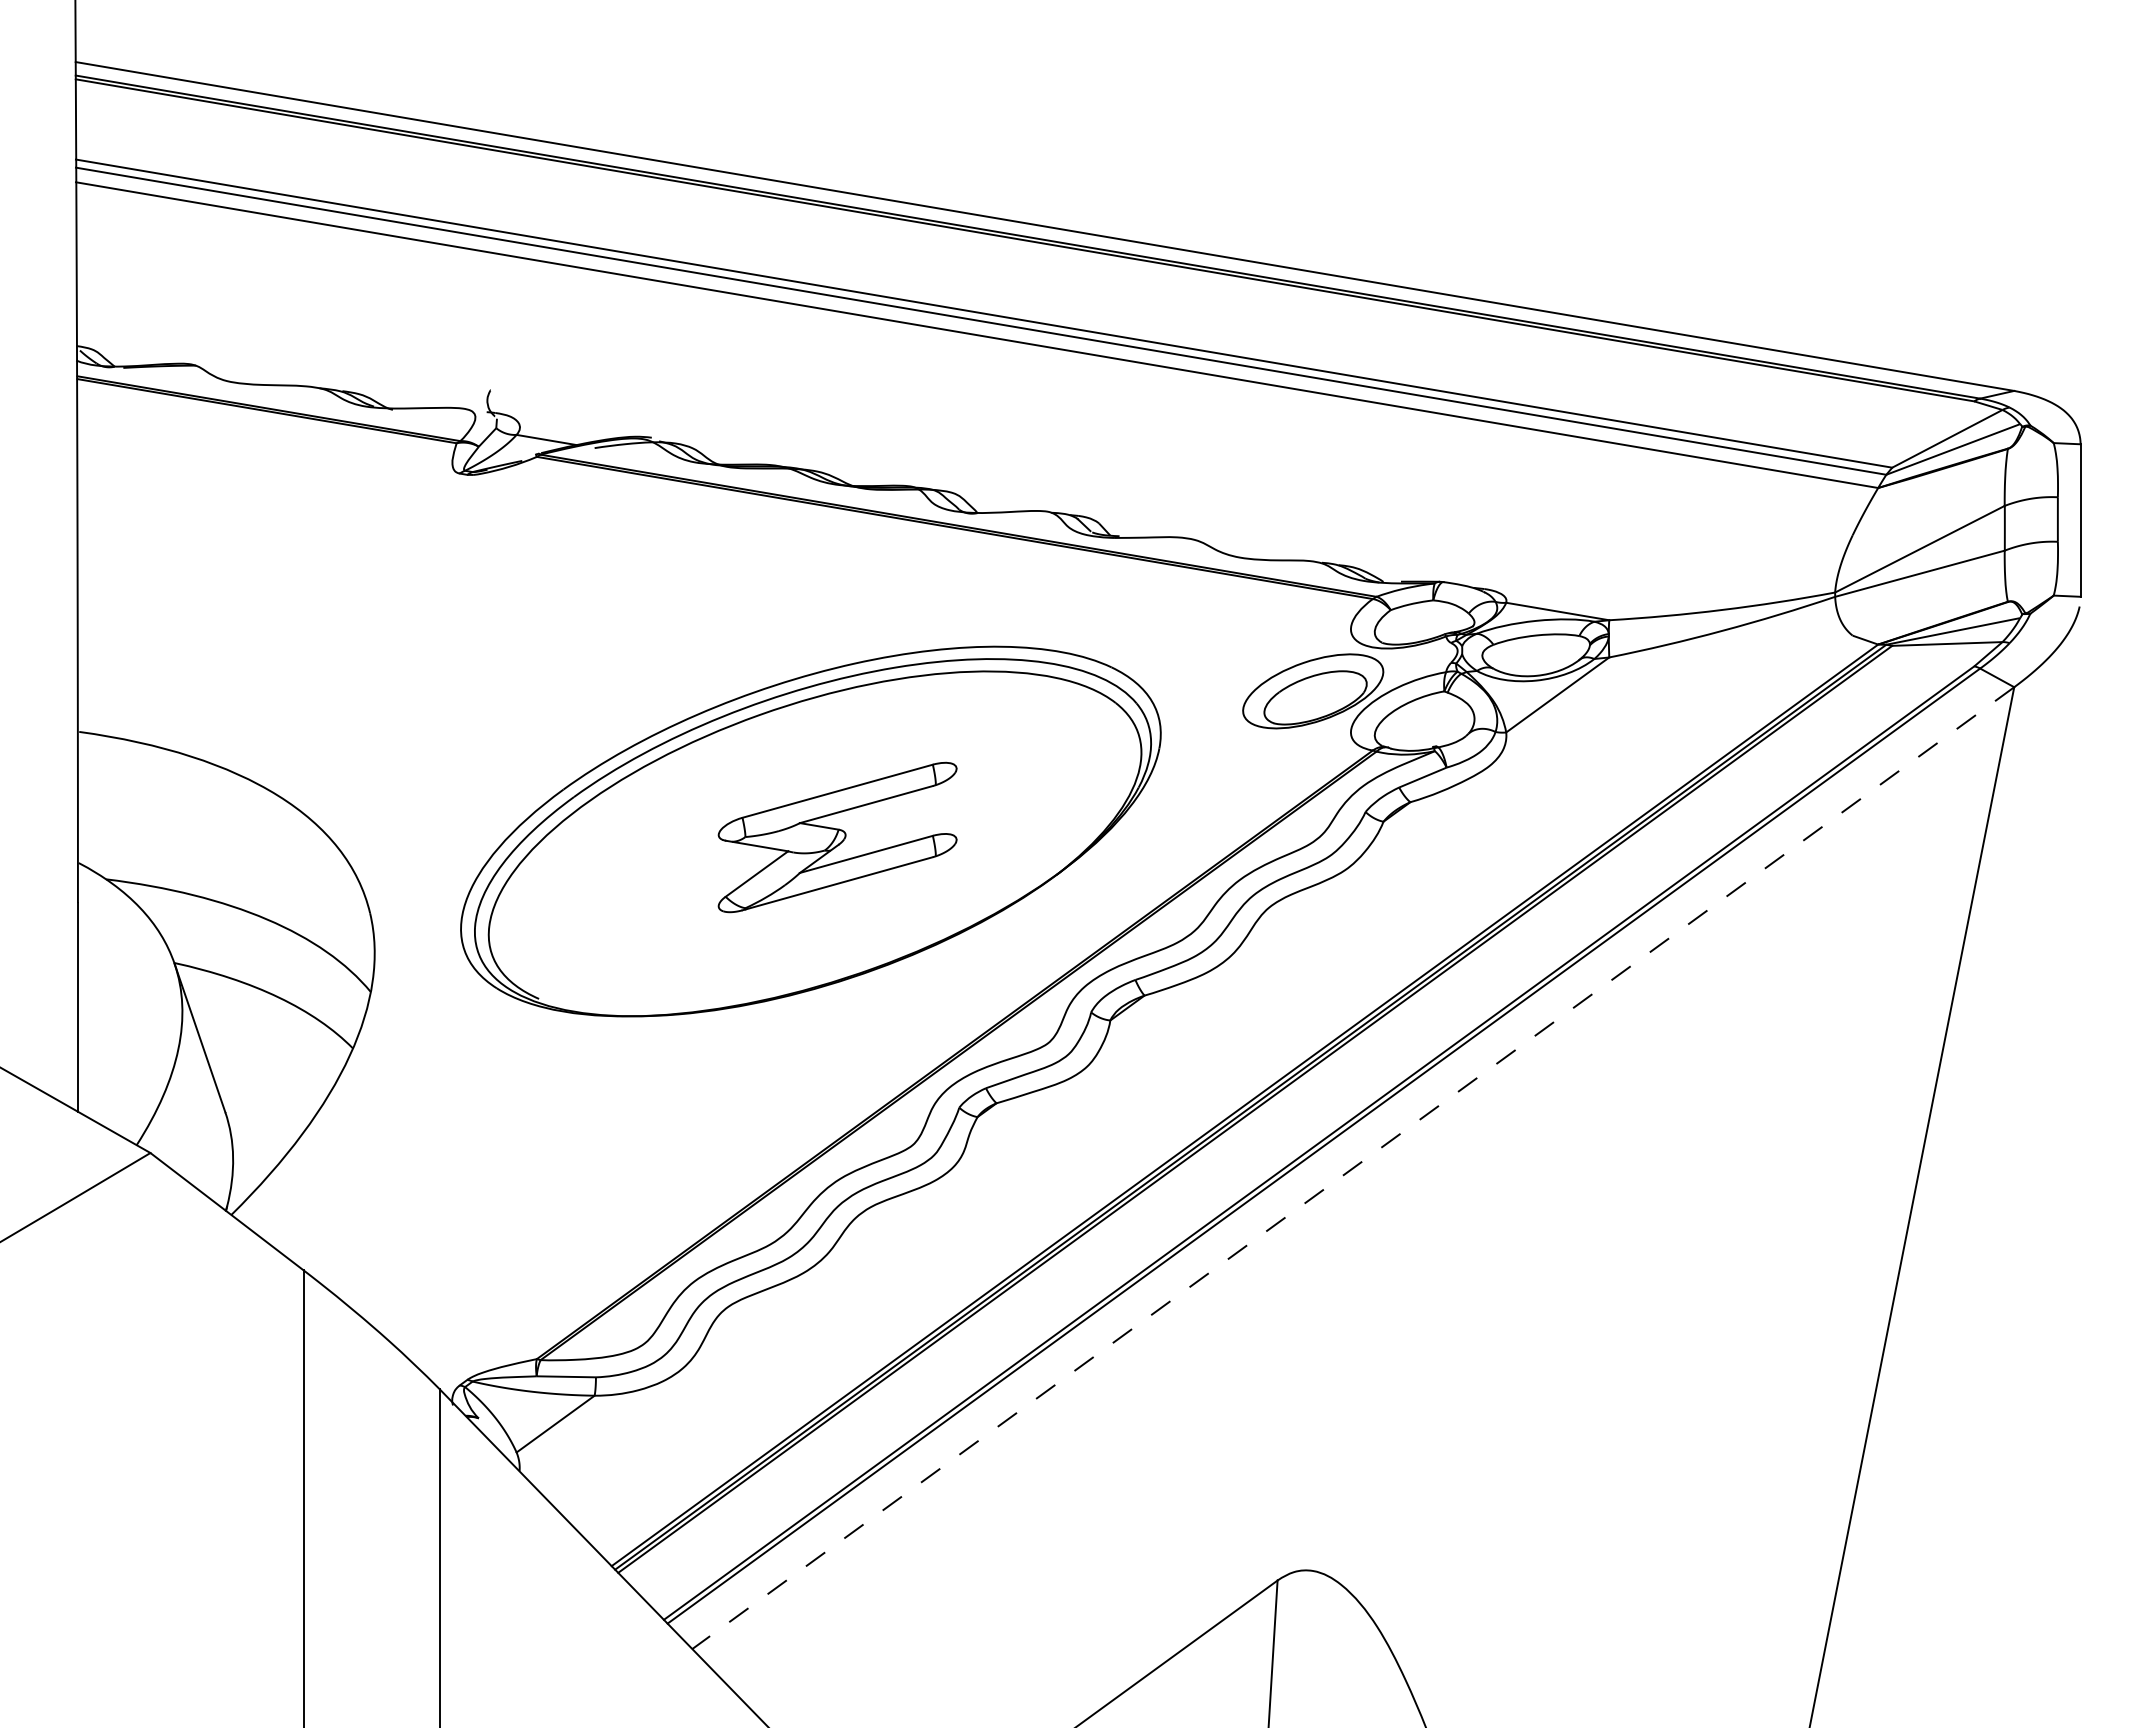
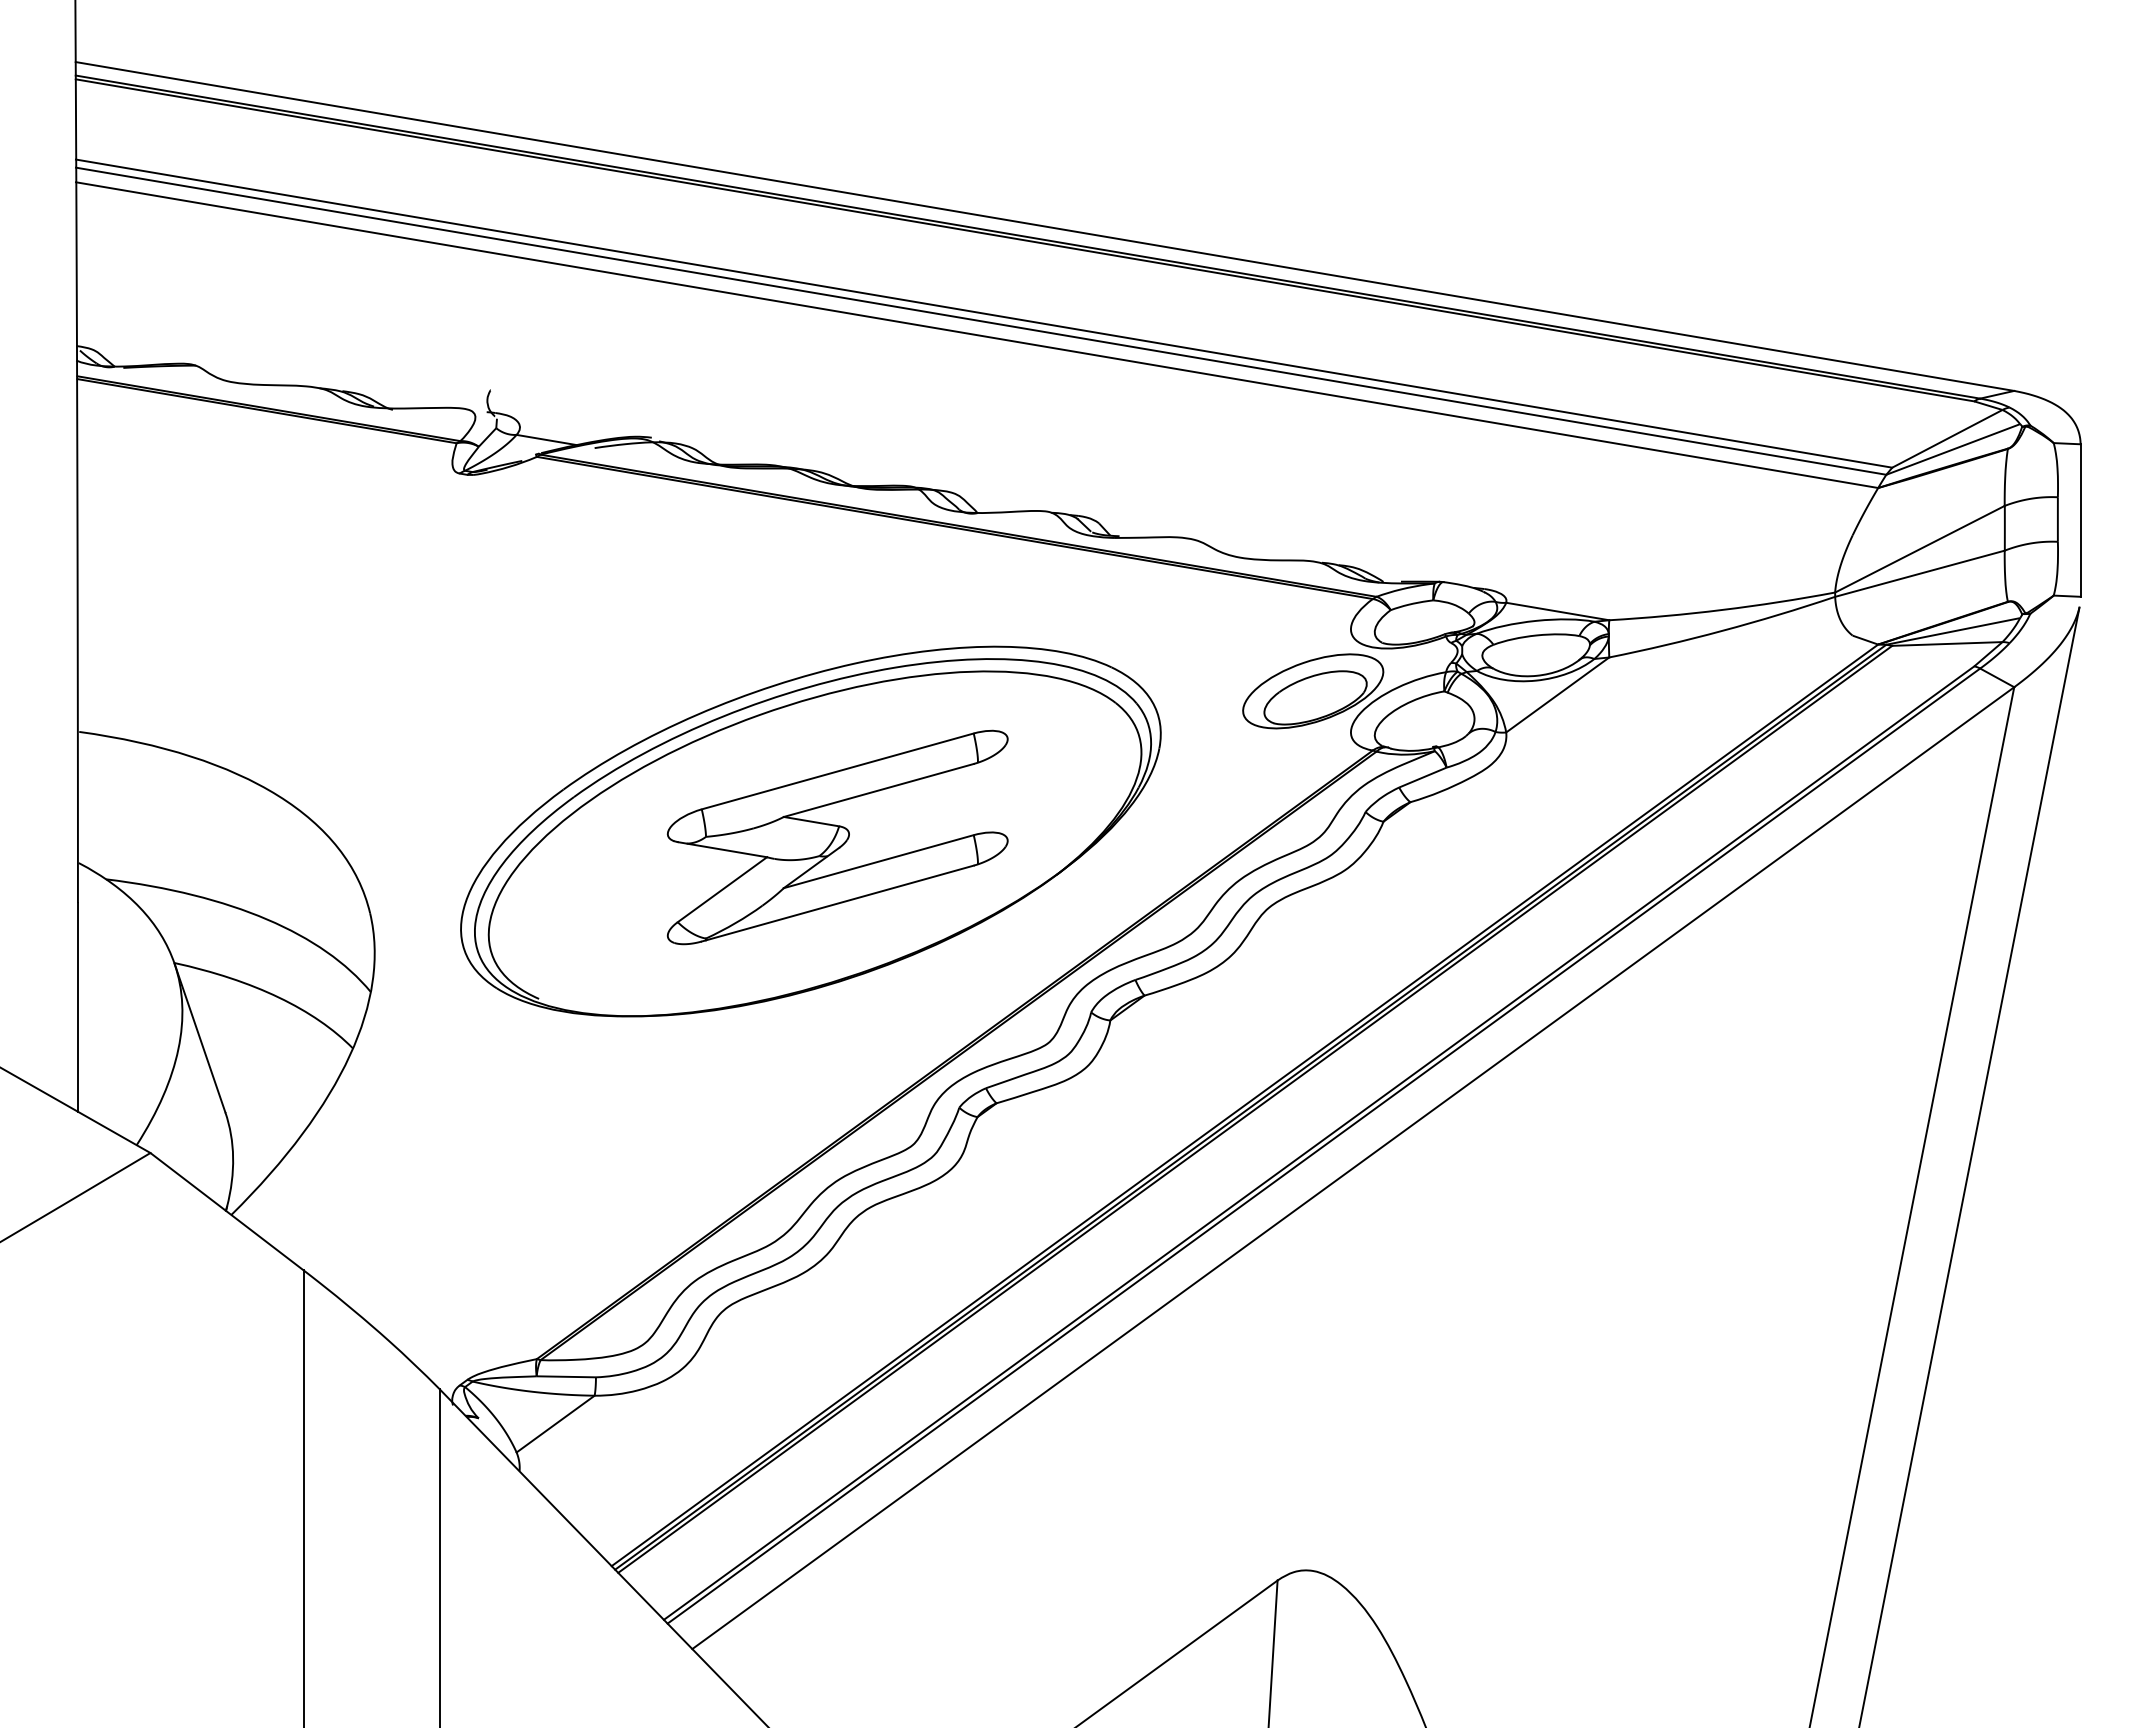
part size: 241x153 px -> 343x217 px (837, 837)
line: none -> present (1969, 1166)
line: dashed -> solid (1352, 1168)
